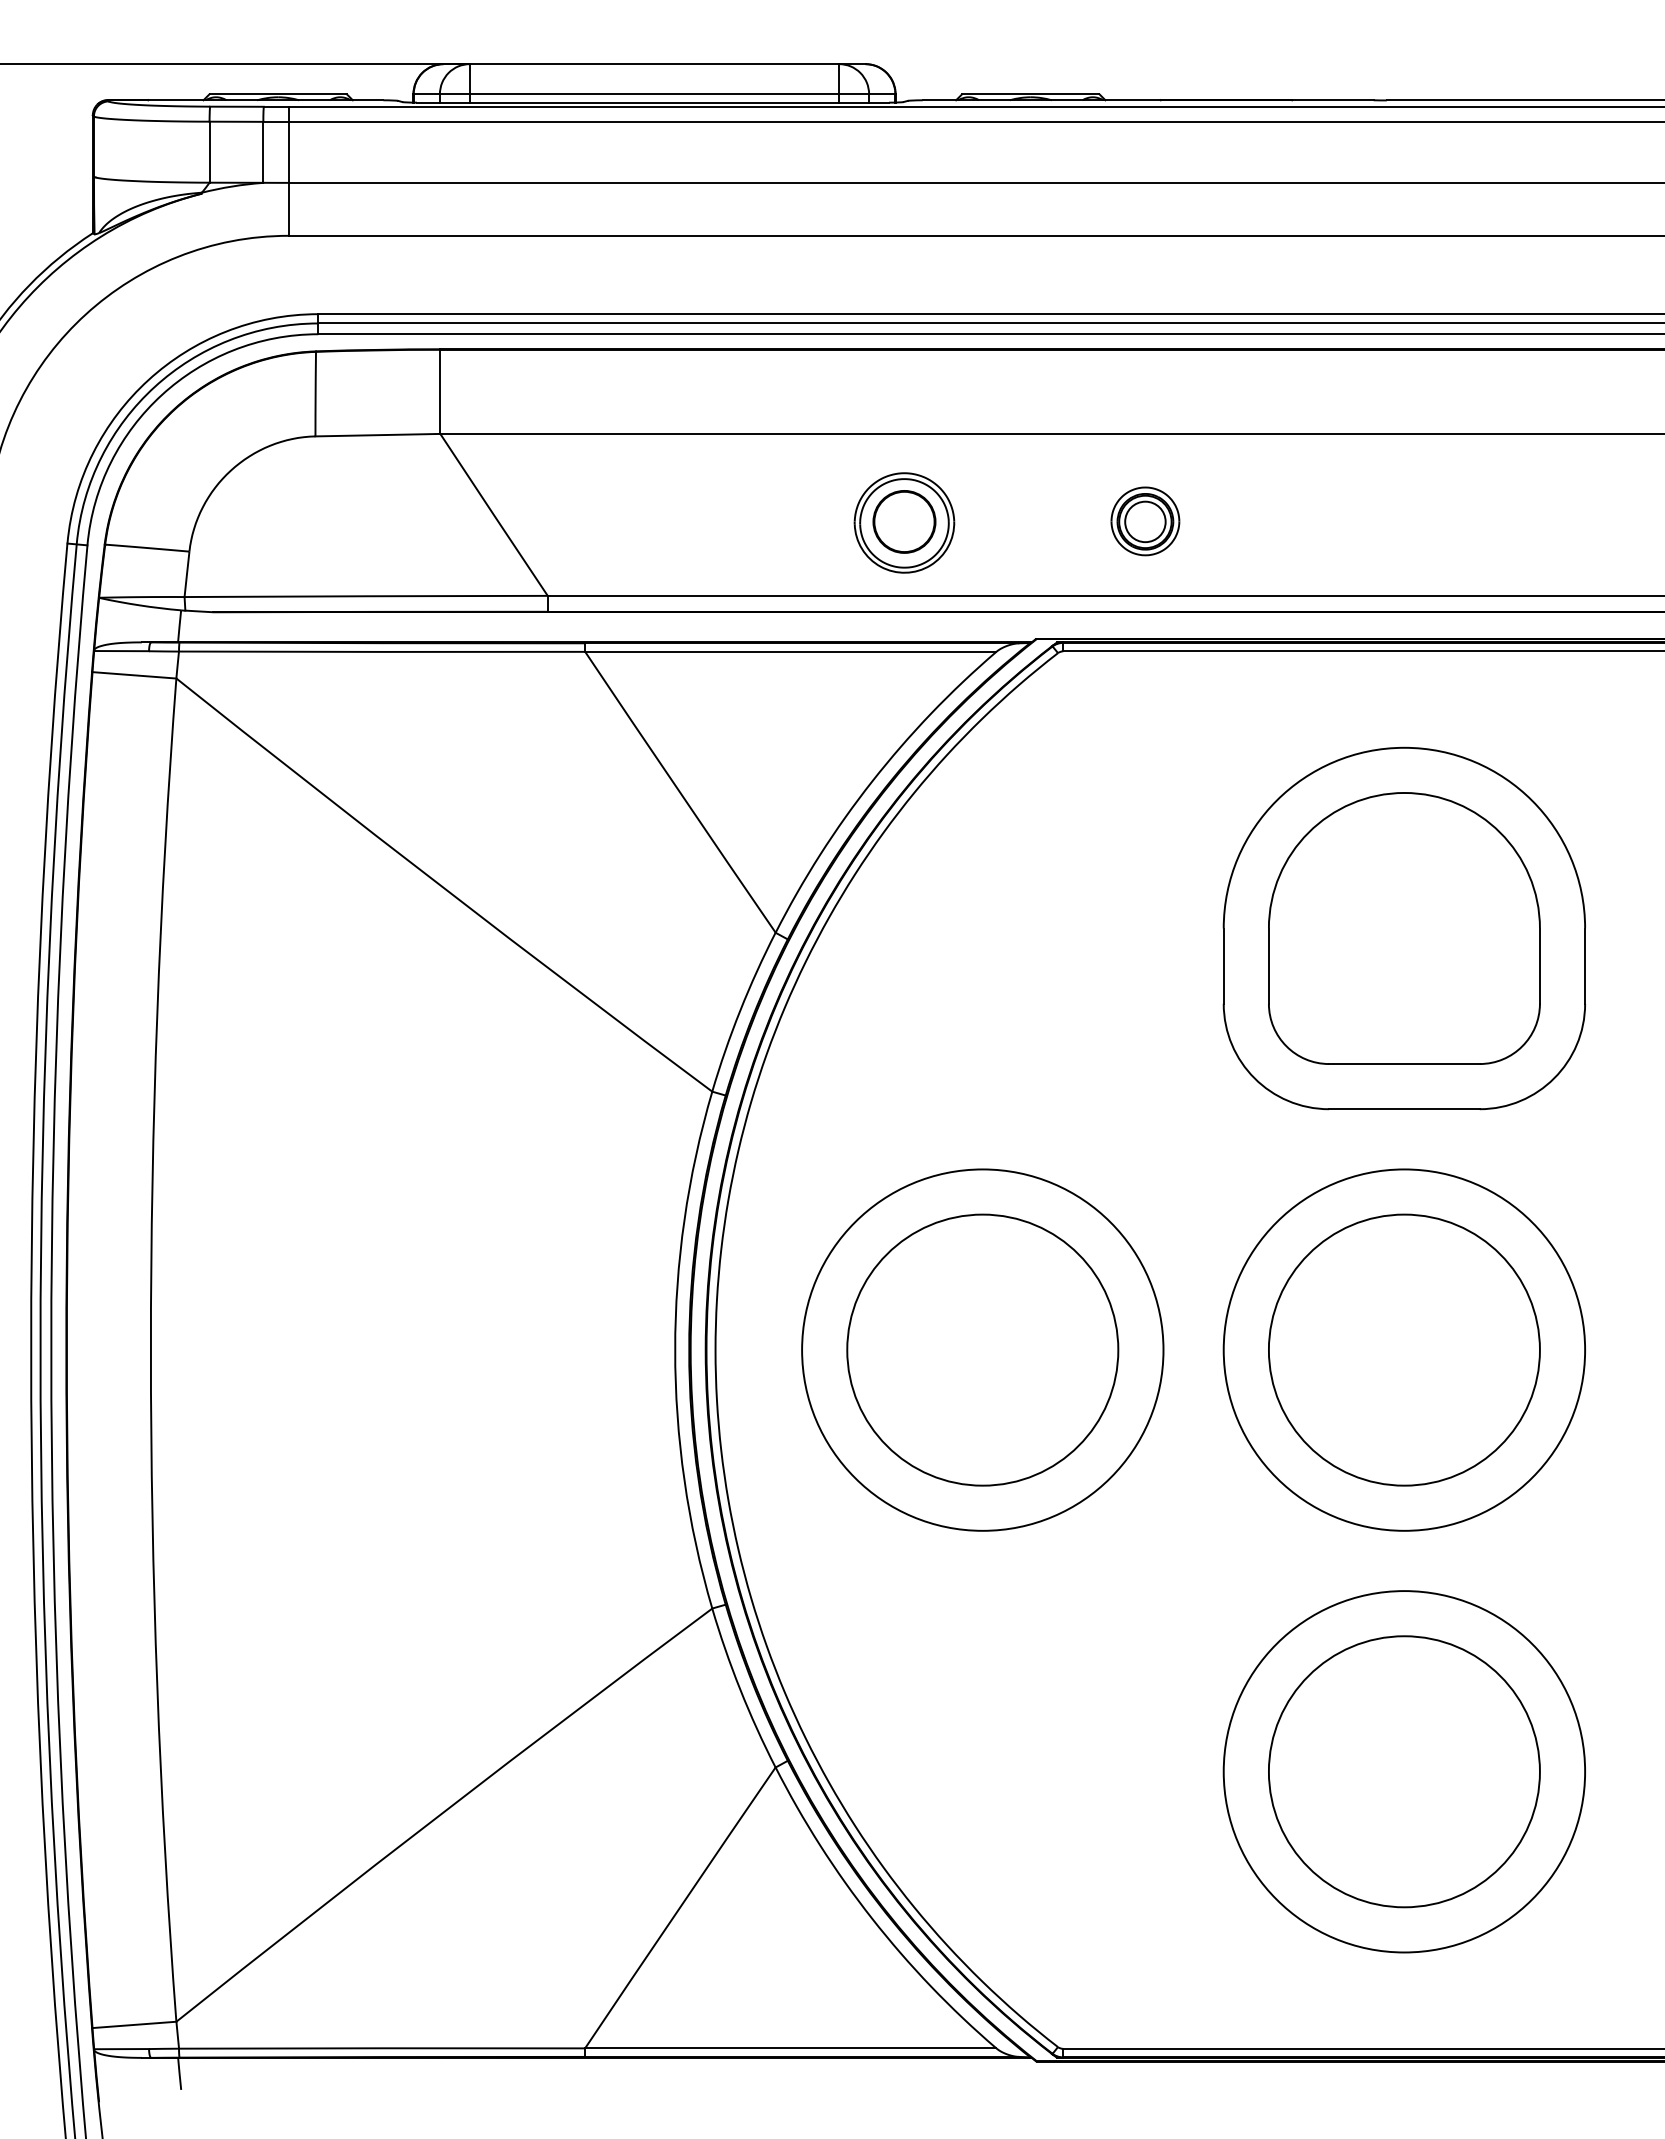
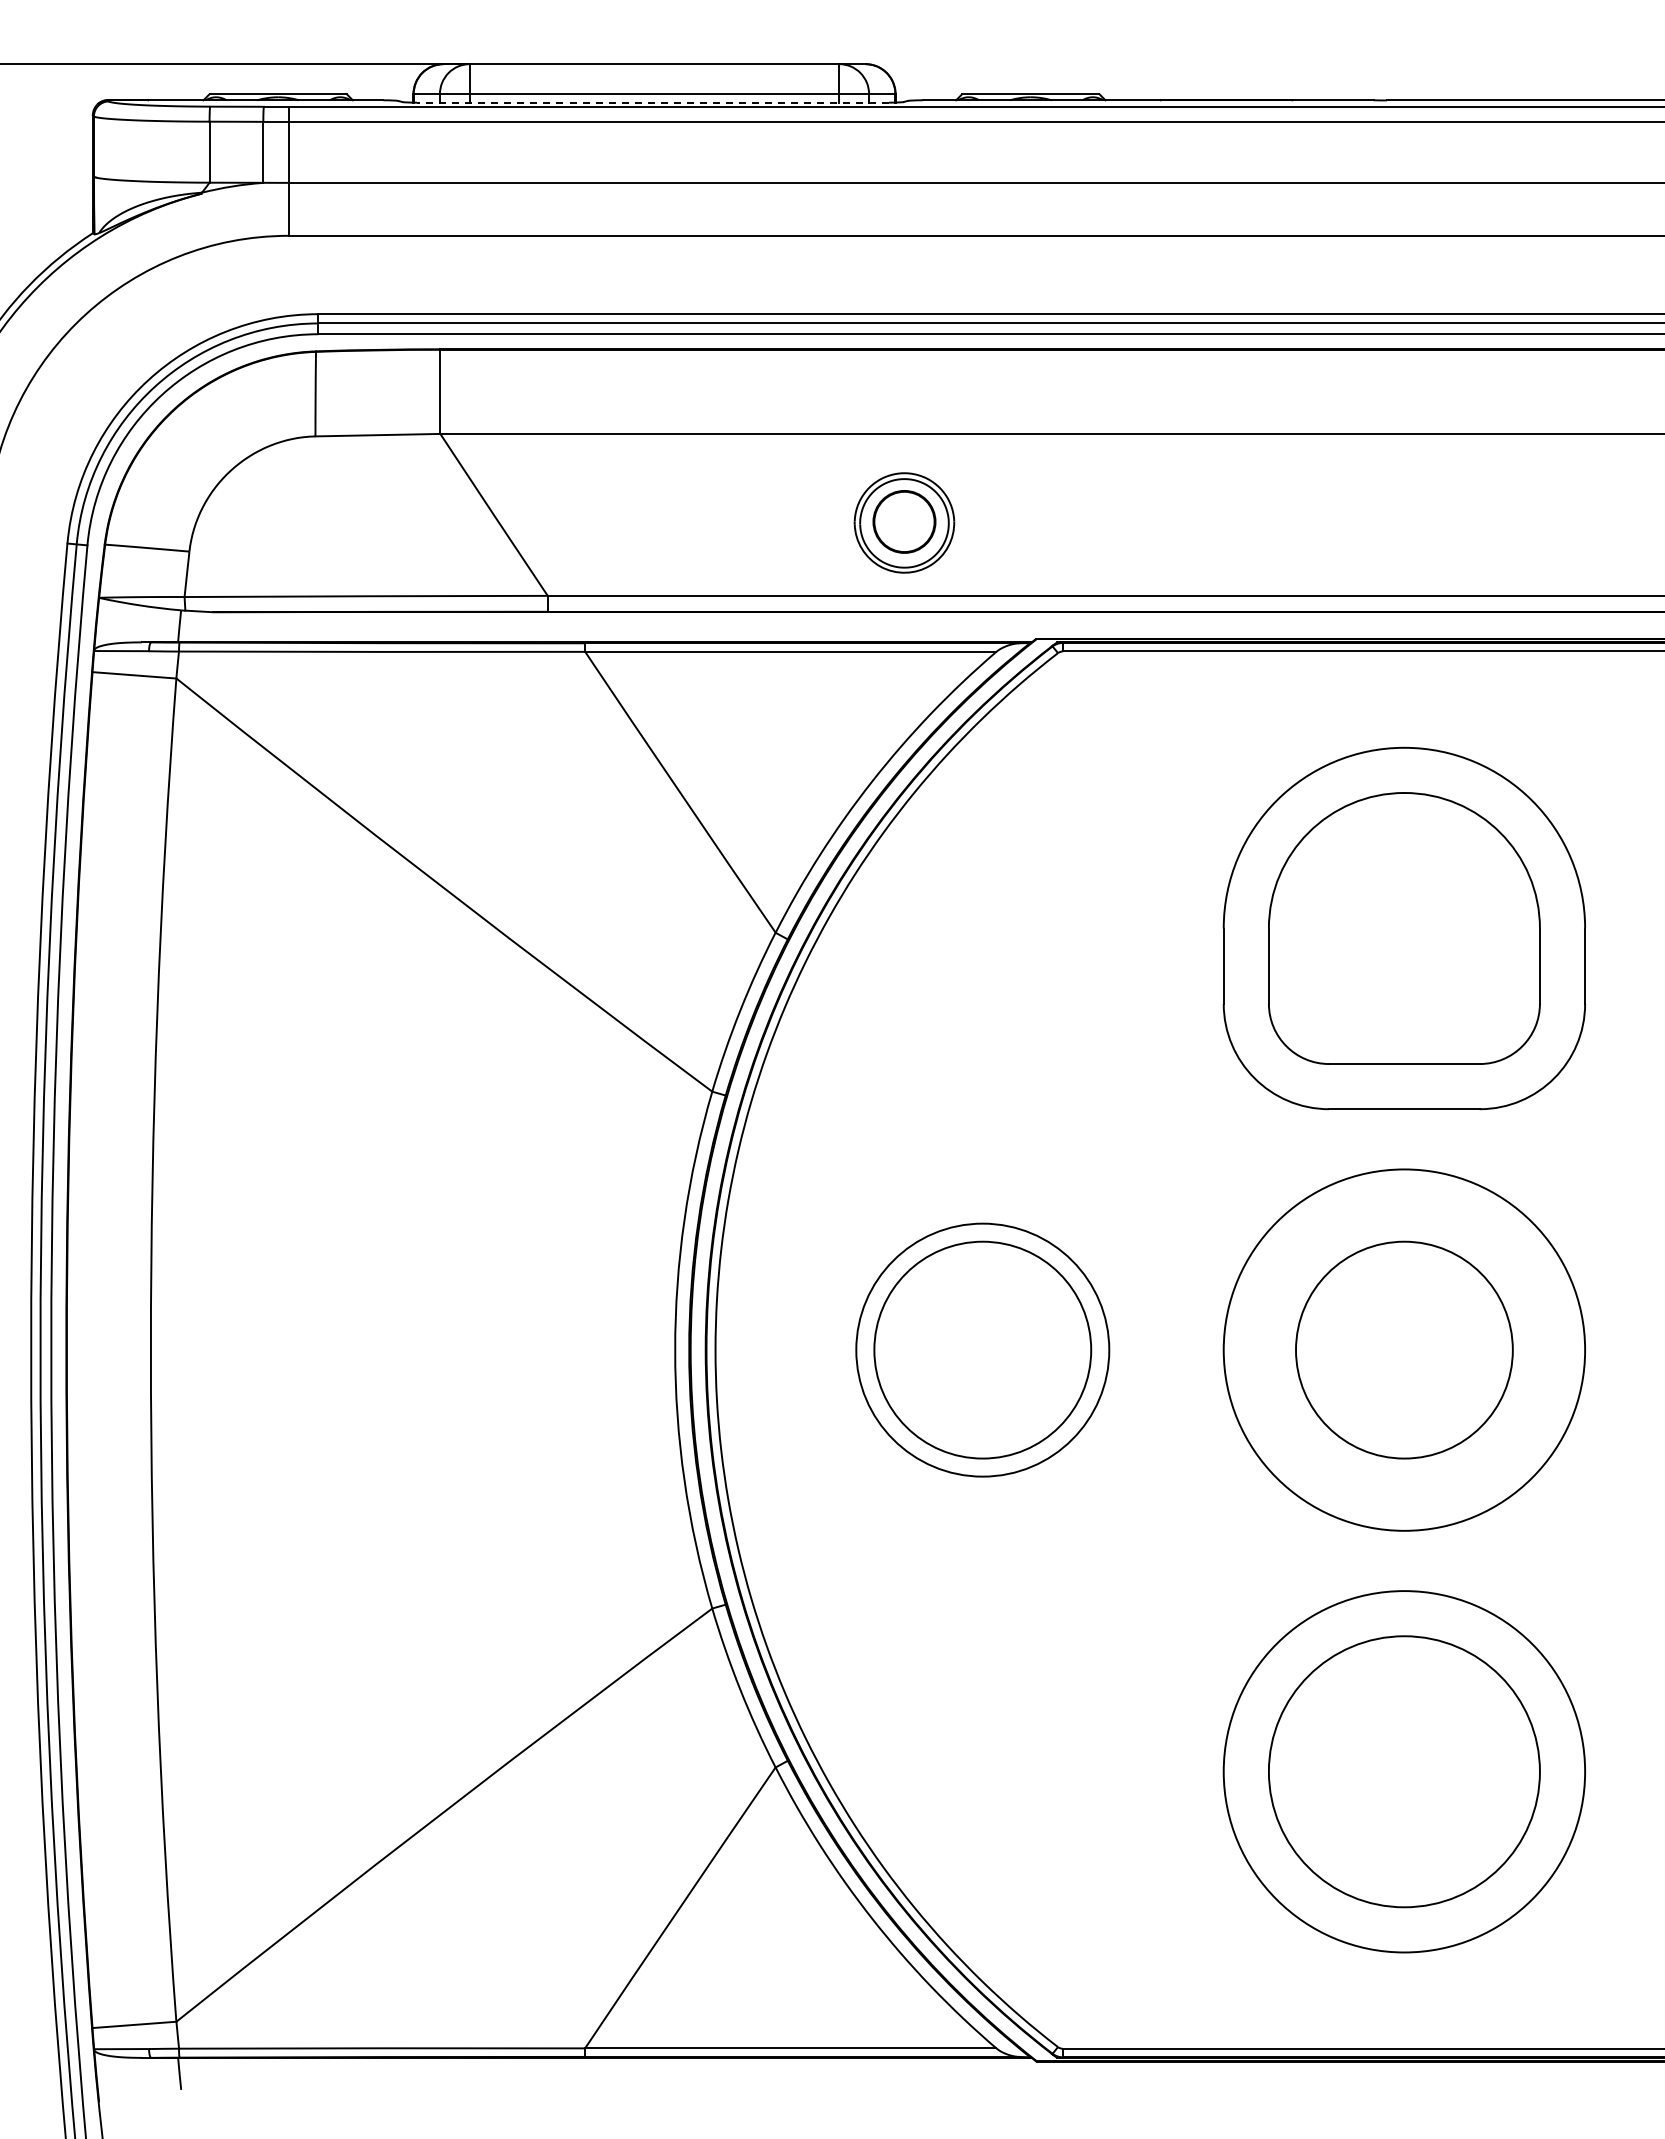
line: solid -> dashed (652, 102)
part: present -> none (1145, 521)
circle diameter: 271 px -> 217 px (982, 1349)
circle diameter: 361 px -> 253 px (982, 1349)
circle diameter: 271 px -> 217 px (1404, 1349)
